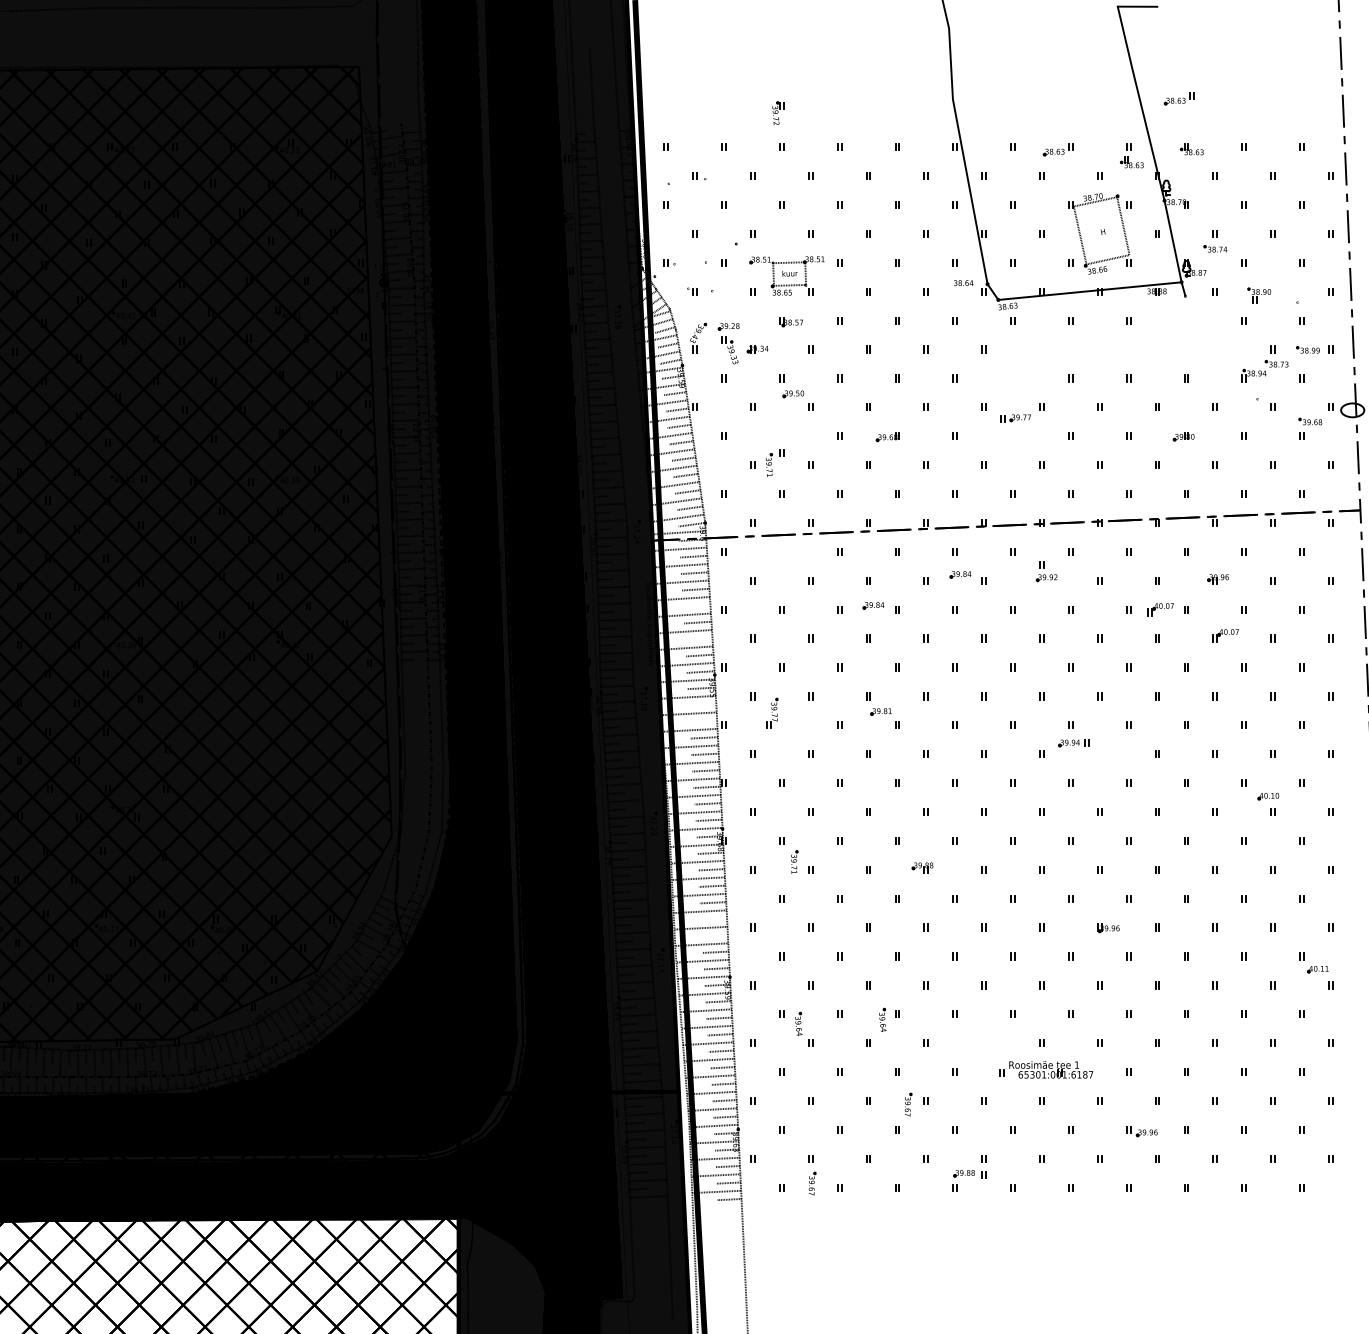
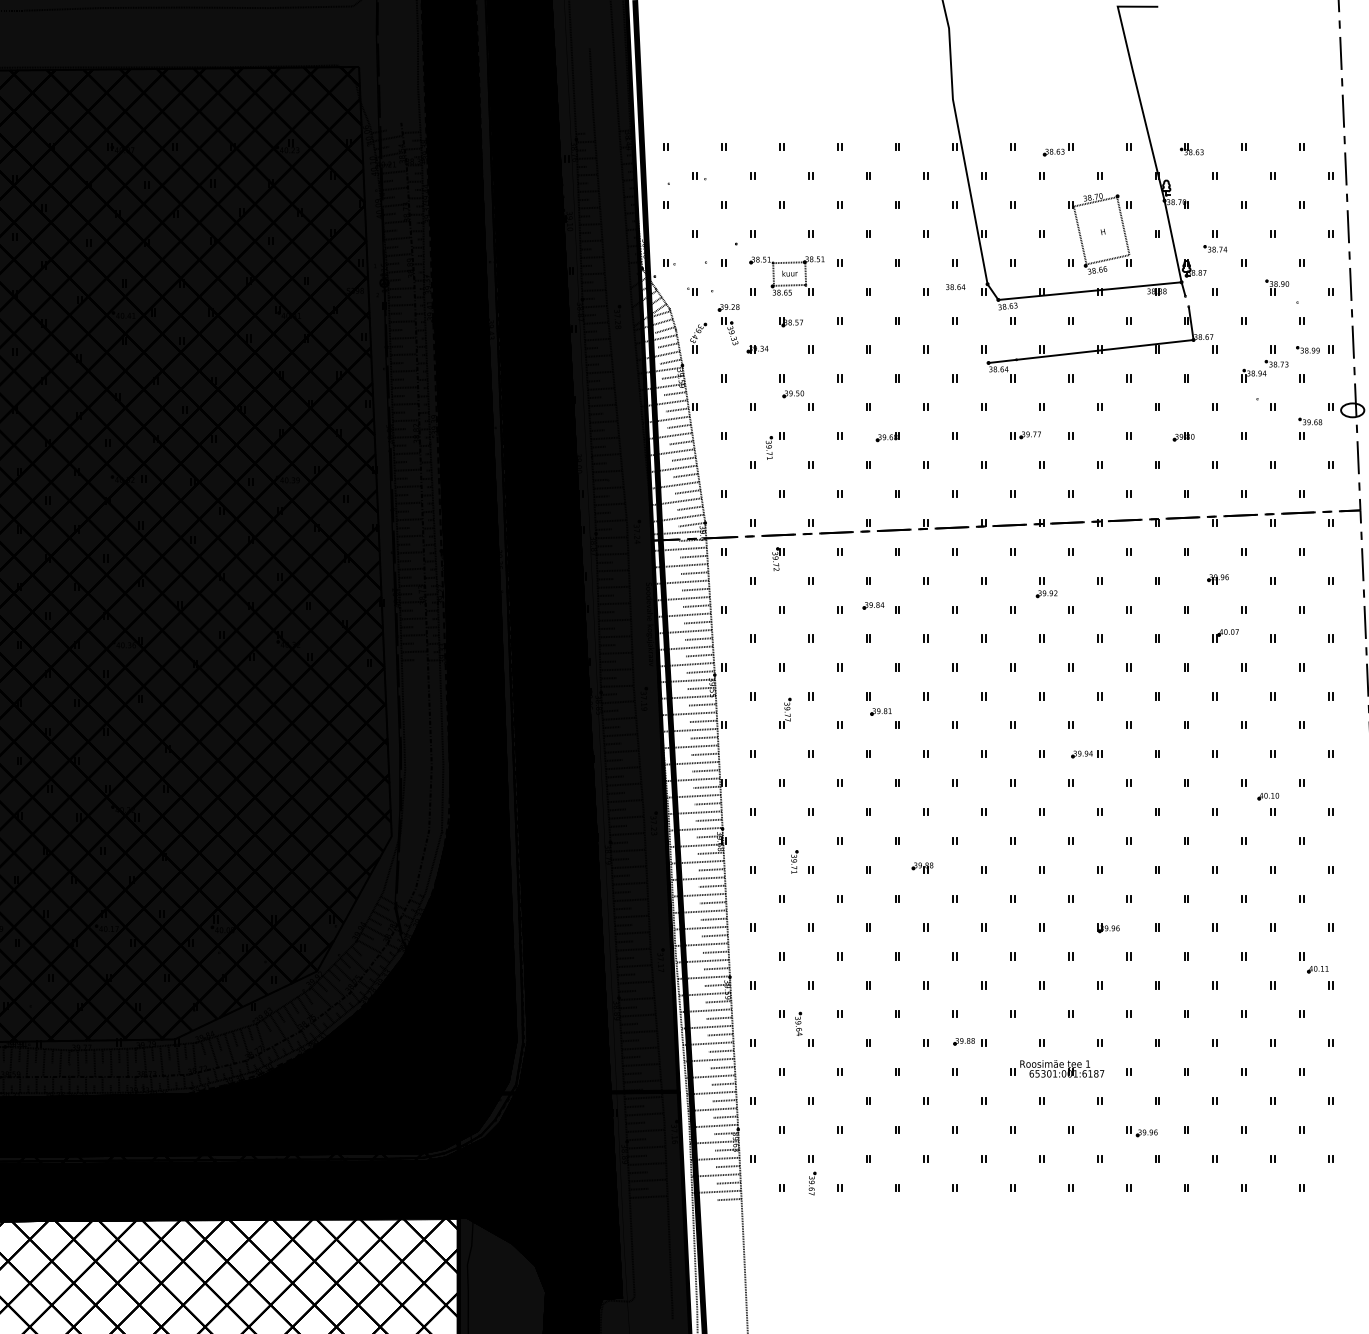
part: present -> none (1178, 98)
part position: (778, 113) -> (778, 559) (778, 559)
part: present -> none (1131, 162)
text position: (963, 283) -> (955, 287) (955, 287)
part position: (1259, 295) -> (1277, 287) (1277, 287)
part position: (728, 343) -> (728, 324) (728, 324)
part: none -> present (1101, 343)
part position: (1015, 418) -> (1025, 435) (1025, 435)
part position: (774, 462) -> (774, 445) (774, 445)
part position: (1046, 571) -> (1046, 587) (1046, 587)
part: present -> none (960, 574)
line: none -> present (696, 606)
part: present -> none (1160, 609)
line: none -> present (698, 639)
line: none -> present (702, 704)
part position: (772, 712) -> (785, 712) (785, 712)
line: none -> present (703, 721)
part position: (1073, 743) -> (1086, 754) (1086, 754)
line: none -> present (713, 918)
line: none -> present (714, 935)
part: present -> none (882, 1019)
part position: (1046, 1069) -> (1057, 1068) (1057, 1068)
part: present -> none (908, 1104)
part position: (969, 1174) -> (969, 1042) (969, 1042)
